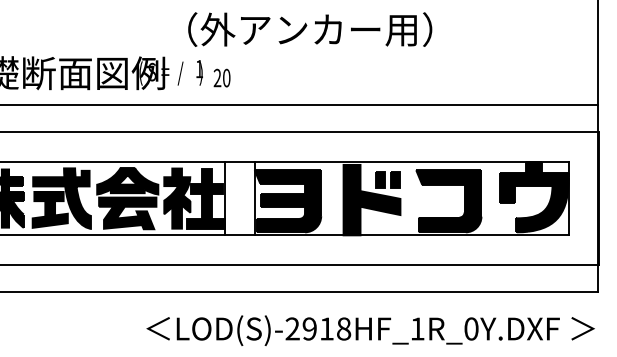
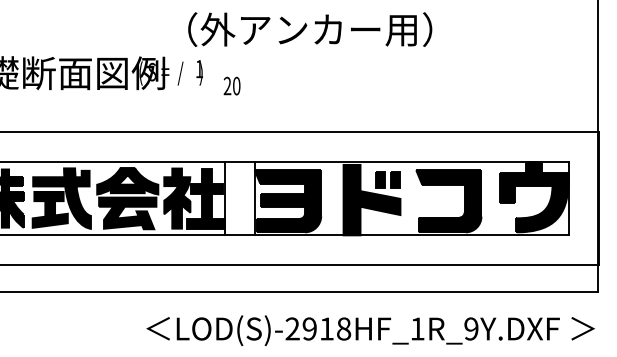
text position: (221, 77) -> (231, 85) (231, 85)
line: present -> none (300, 105)
text: LOD(S)-2918HF_1R_0Y.DXF -> LOD(S)-2918HF_1R_9Y.DXF (471, 328)
